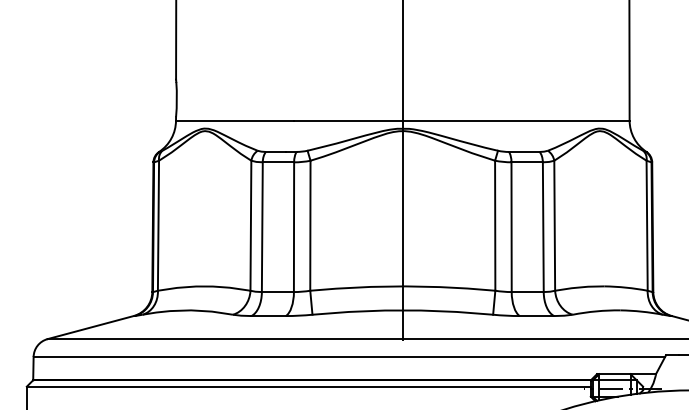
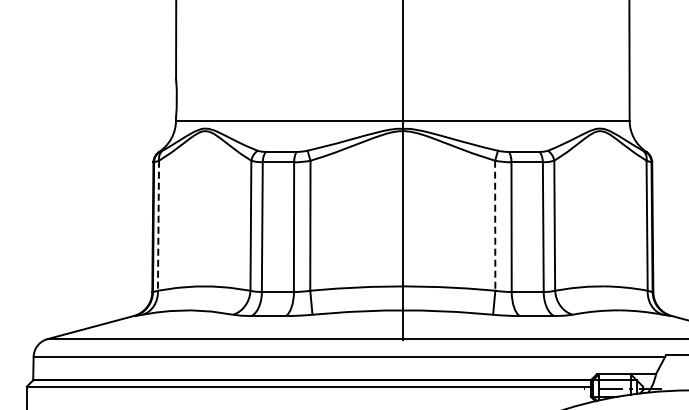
line: solid -> dashed (158, 226)
line: solid -> dashed (495, 226)
